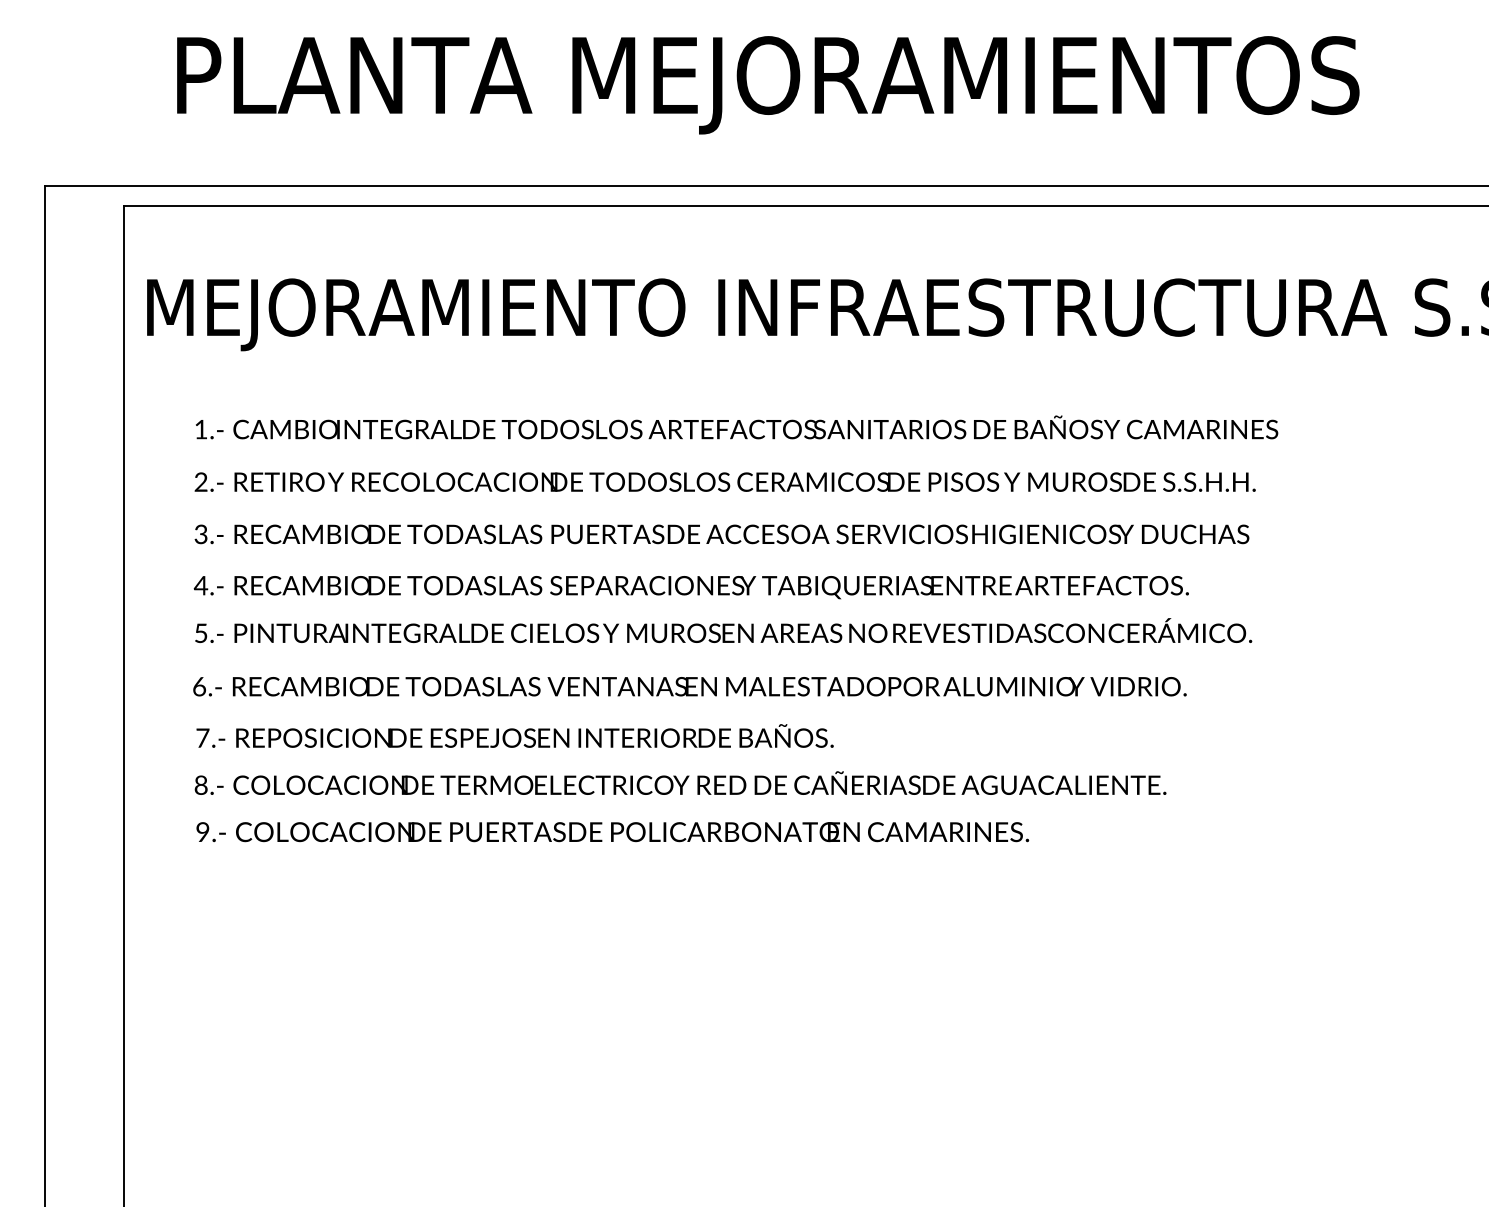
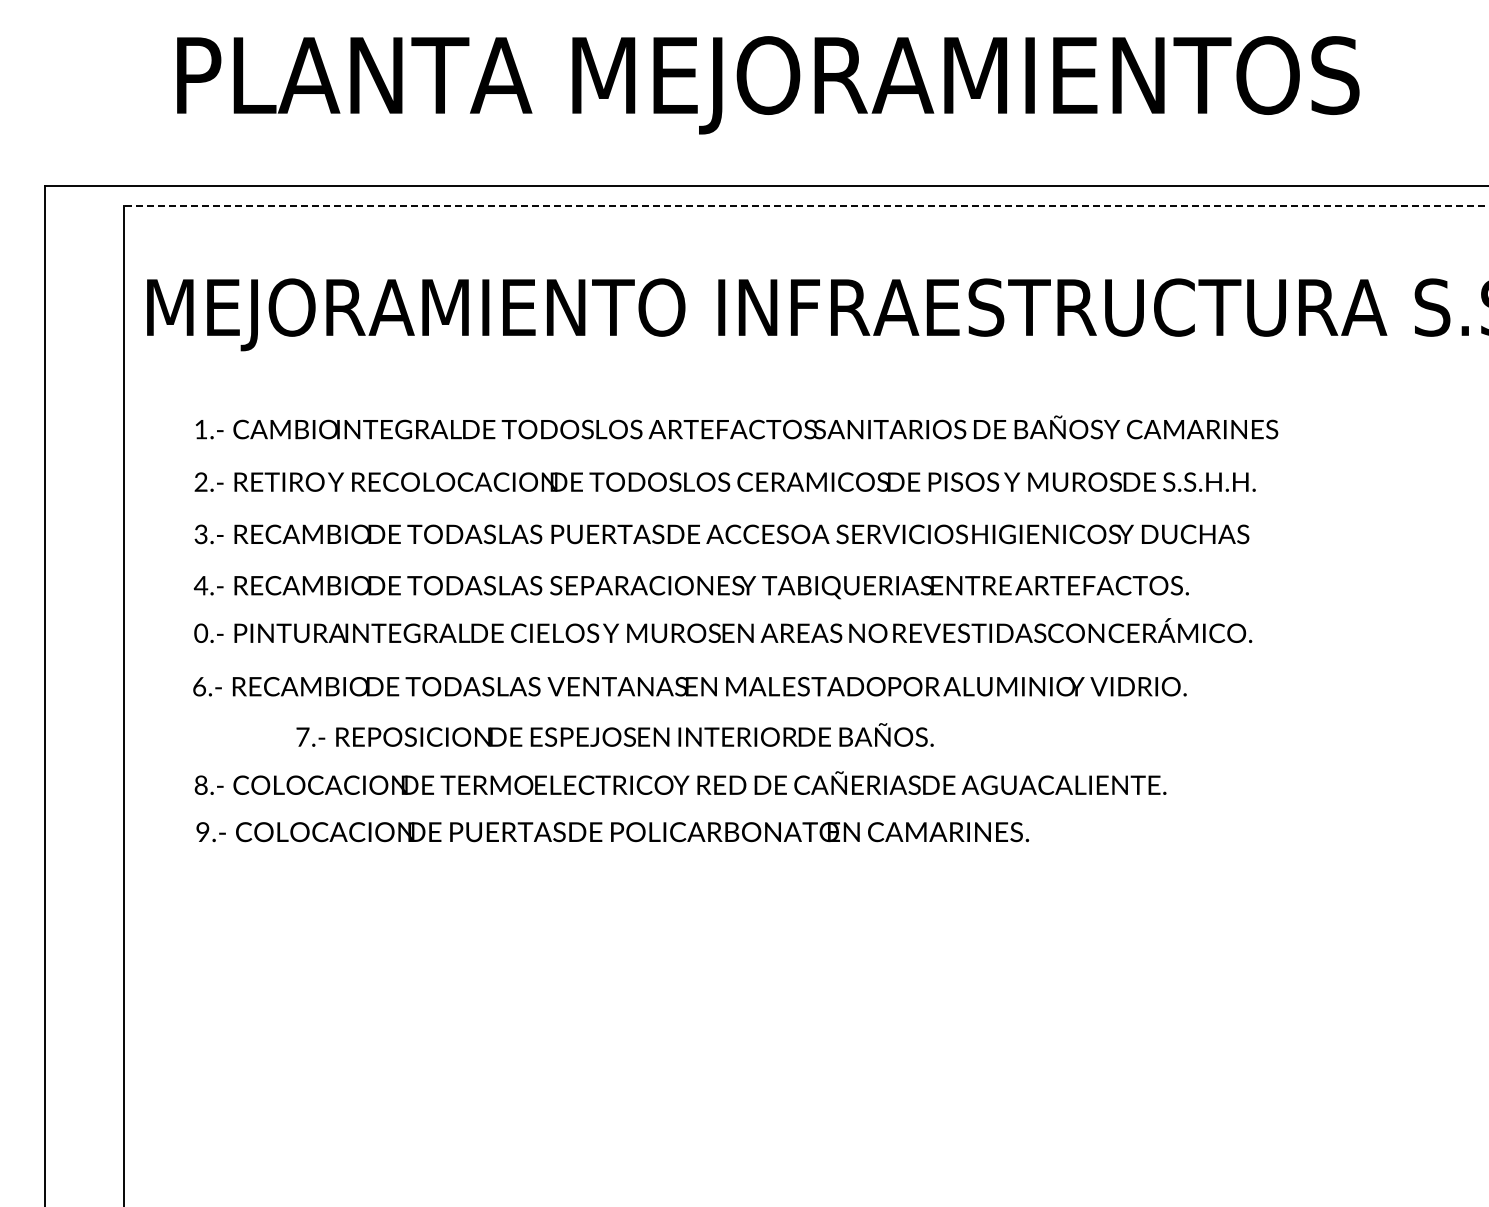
line: solid -> dashed (806, 205)
text: 5.- -> 0.- (201, 632)
text position: (514, 735) -> (614, 734) (614, 734)
